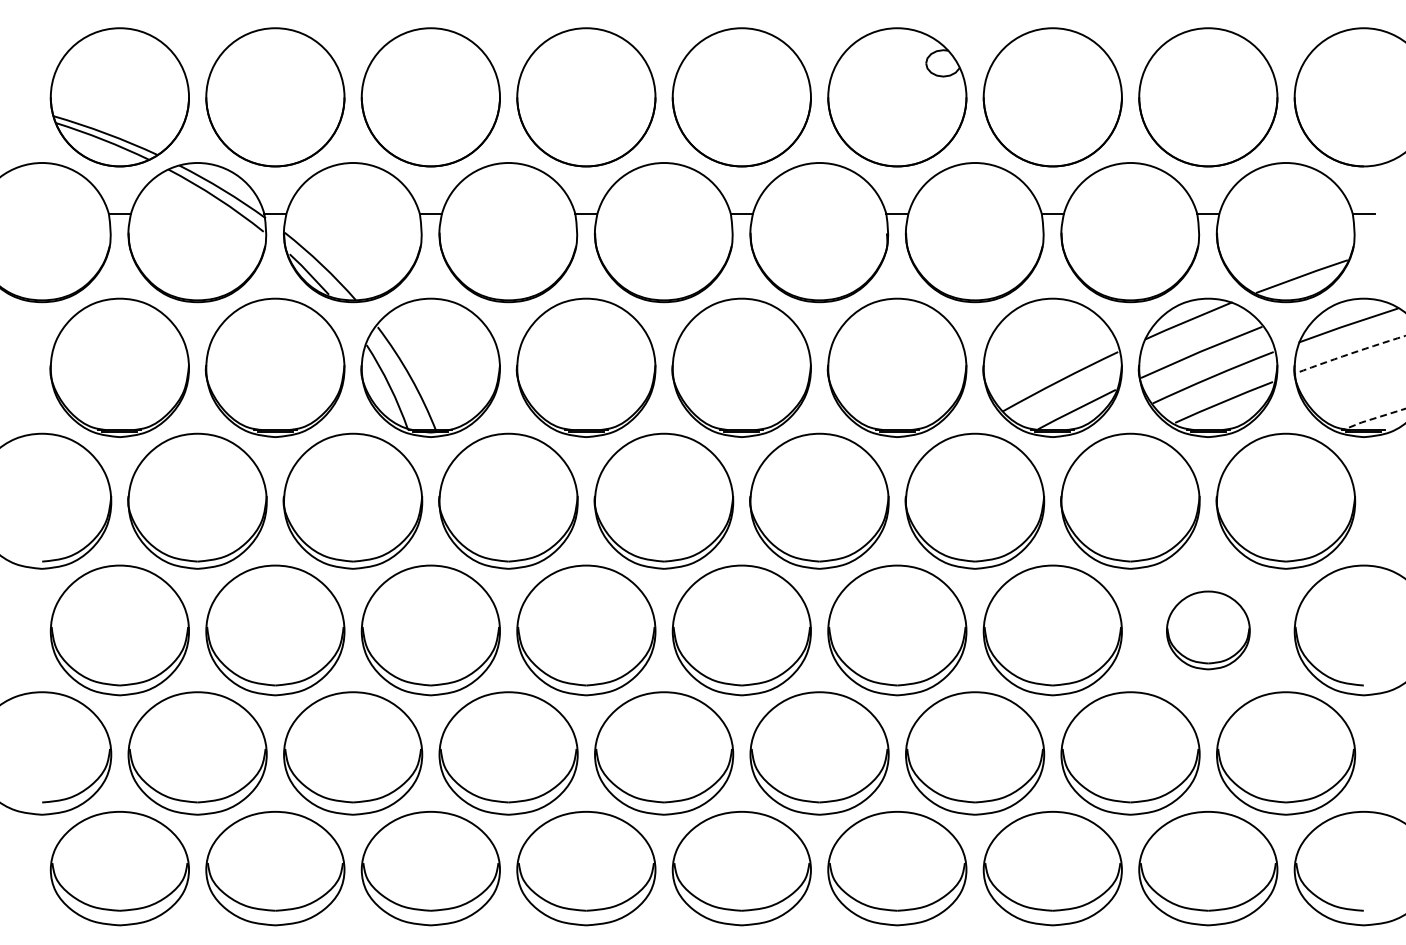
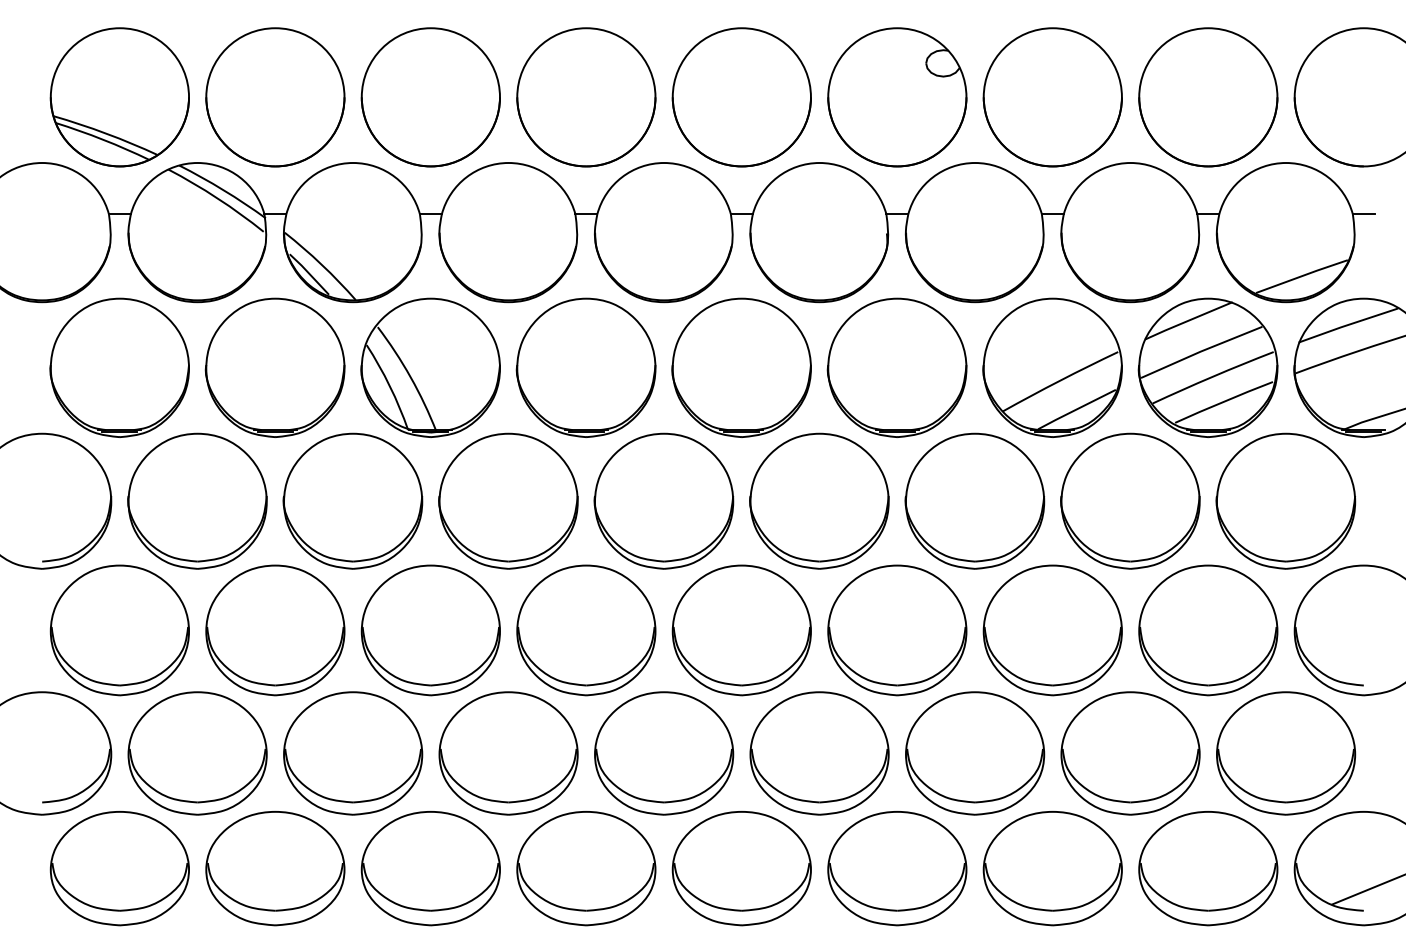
arc: dashed -> solid (1350, 353)
line: dashed -> solid (1373, 418)
part size: 85x81 px -> 141x133 px (1208, 630)
line: none -> present (1367, 889)
